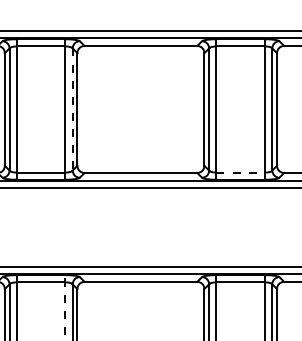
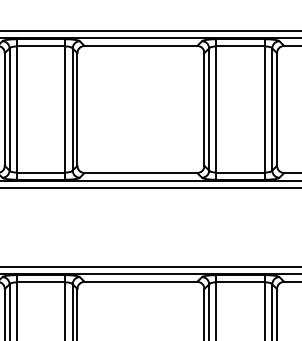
line: dashed -> solid (72, 109)
line: dashed -> solid (241, 172)
line: dashed -> solid (65, 308)
